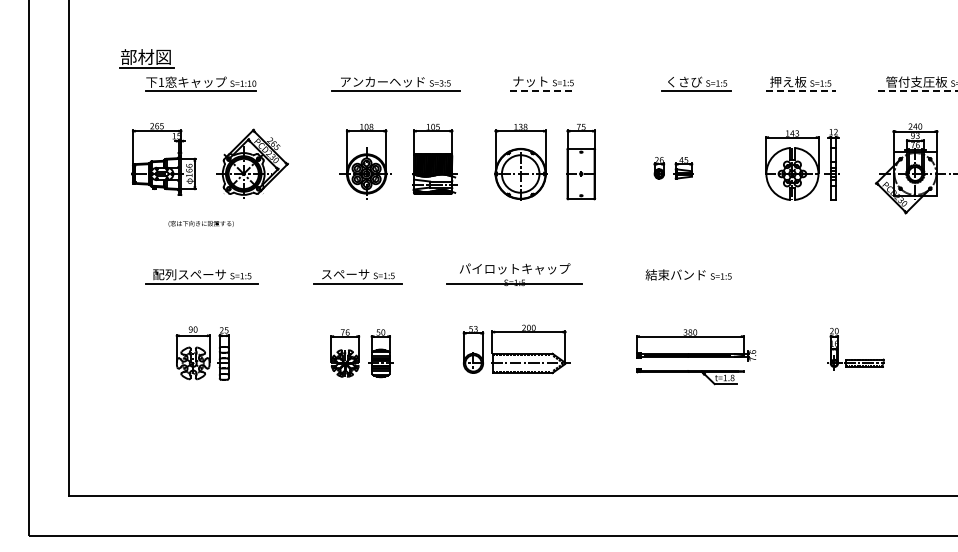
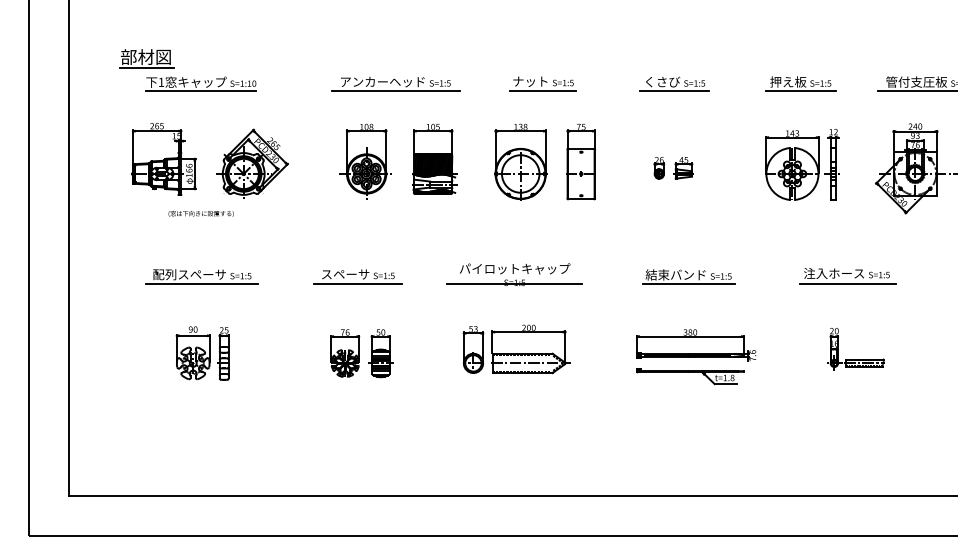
text: S=3:5 -> S=1:5 (441, 83)
part position: (696, 83) -> (674, 83) (674, 83)
line: dashed -> solid (543, 91)
line: dashed -> solid (801, 91)
line: dashed -> solid (917, 91)
text position: (200, 223) -> (200, 213) (200, 213)
part: none -> present (847, 276)
line: none -> present (688, 284)
